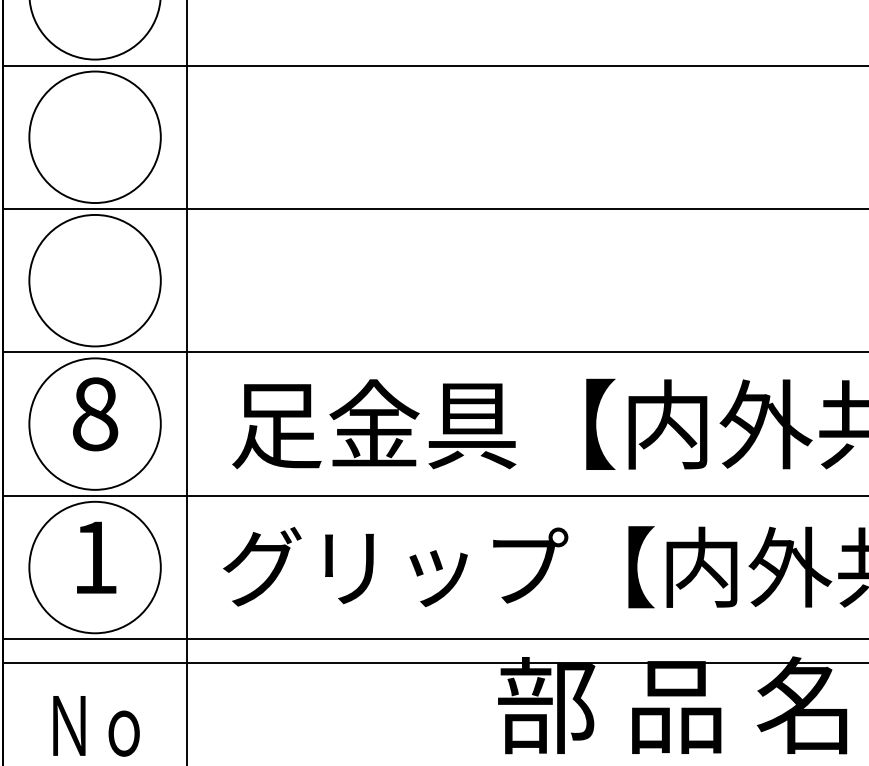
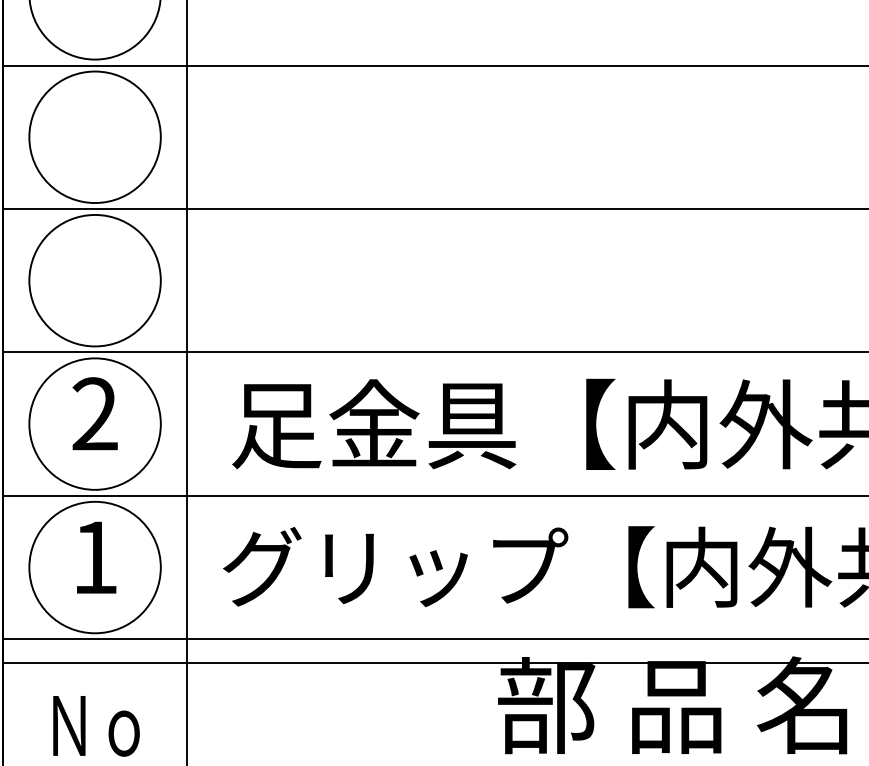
text: 8 -> 2 (95, 414)
